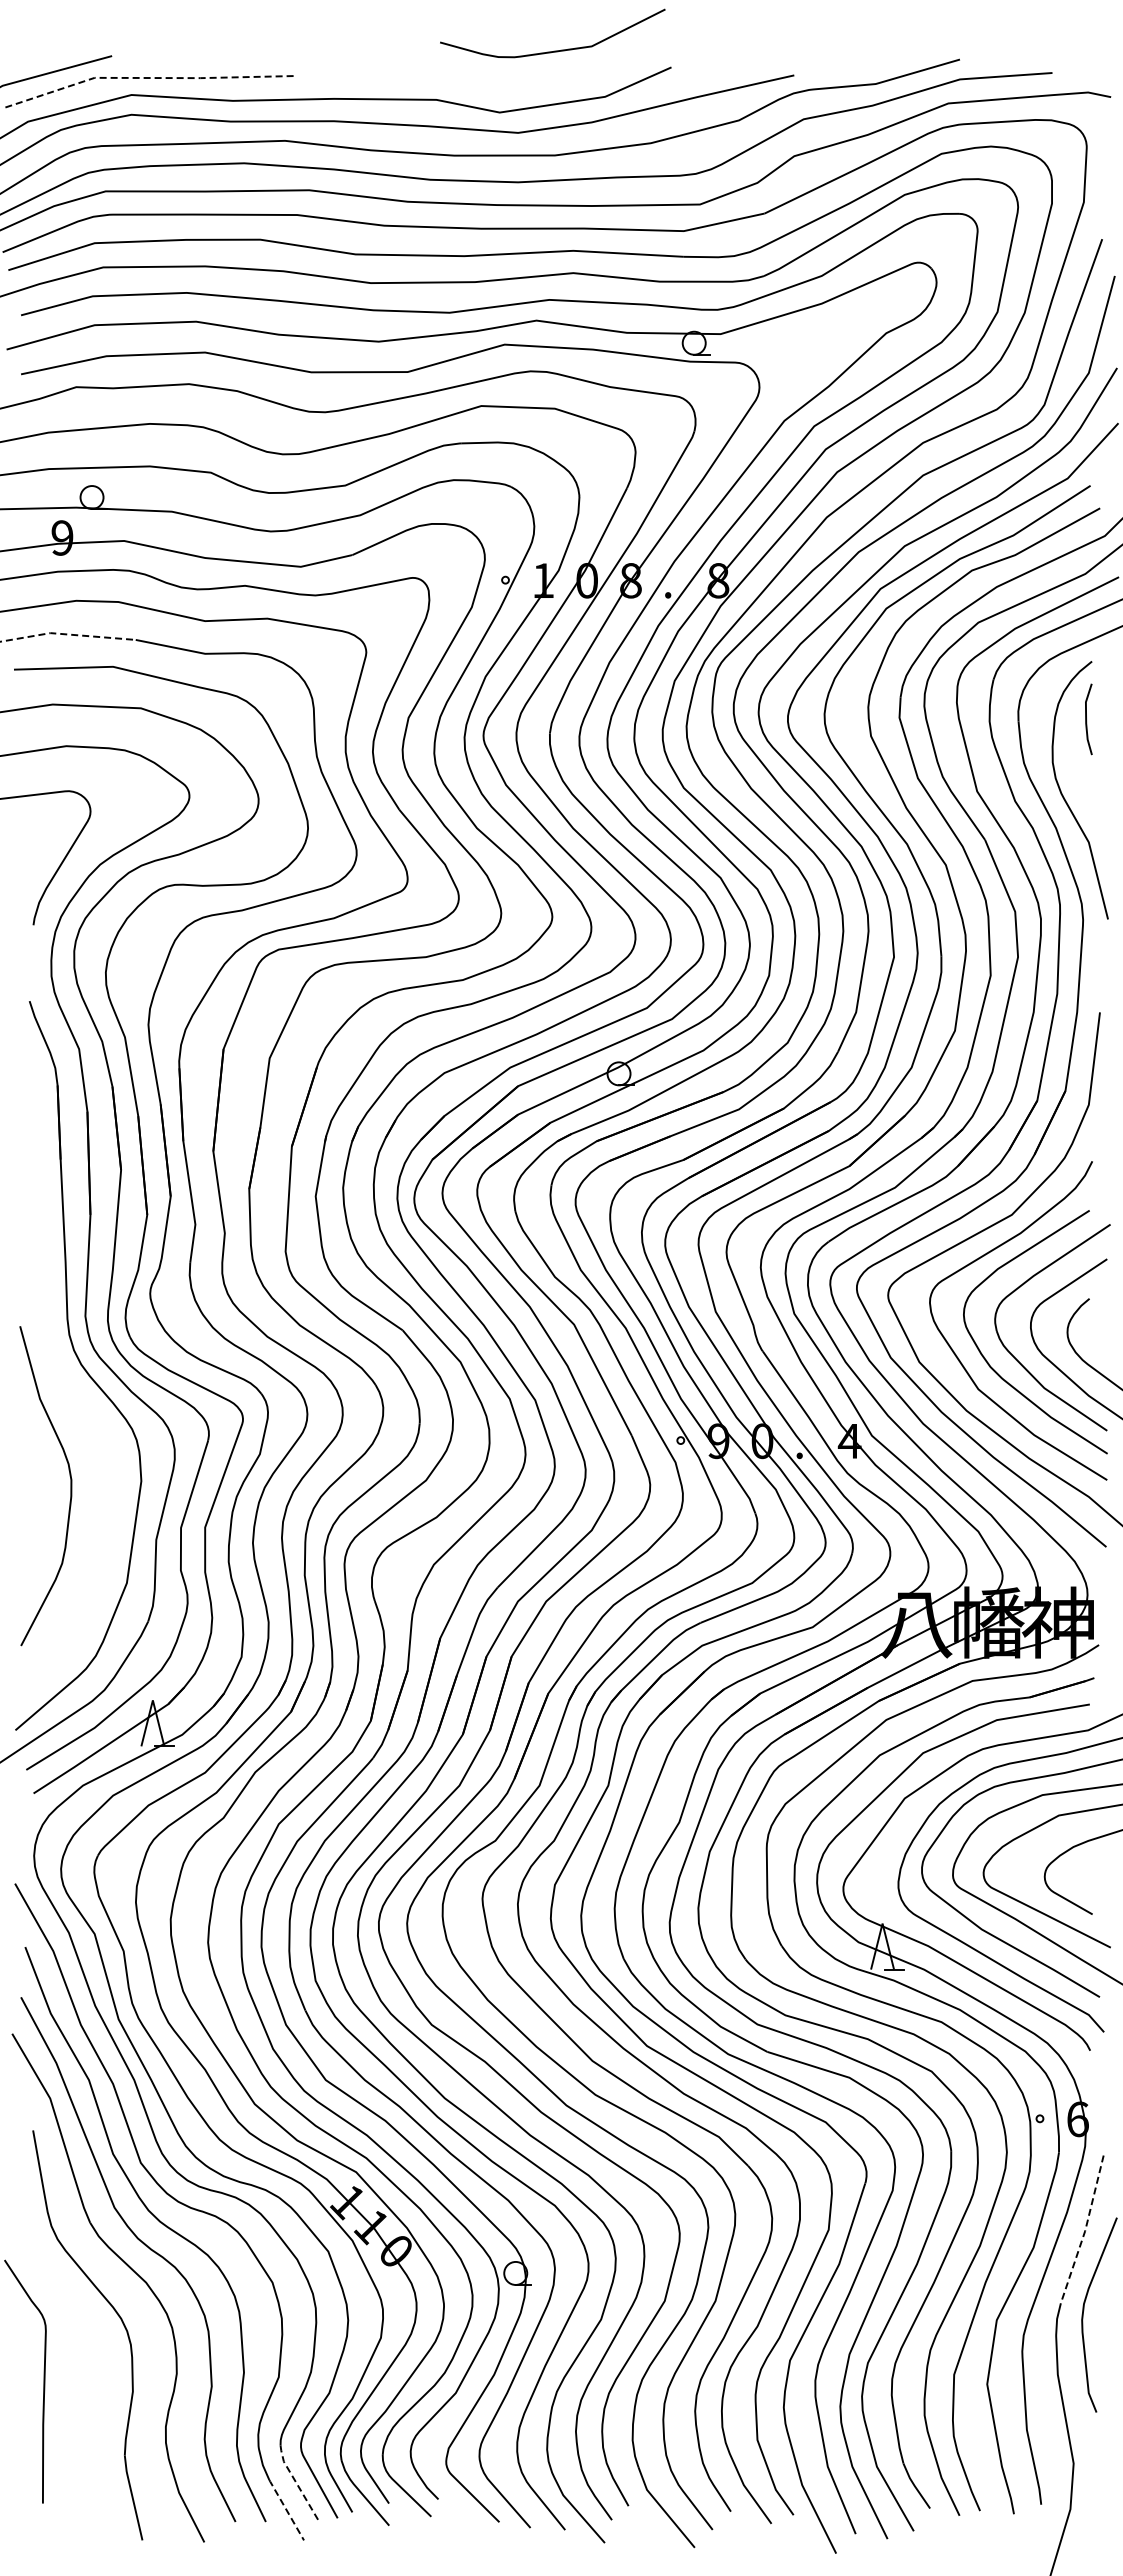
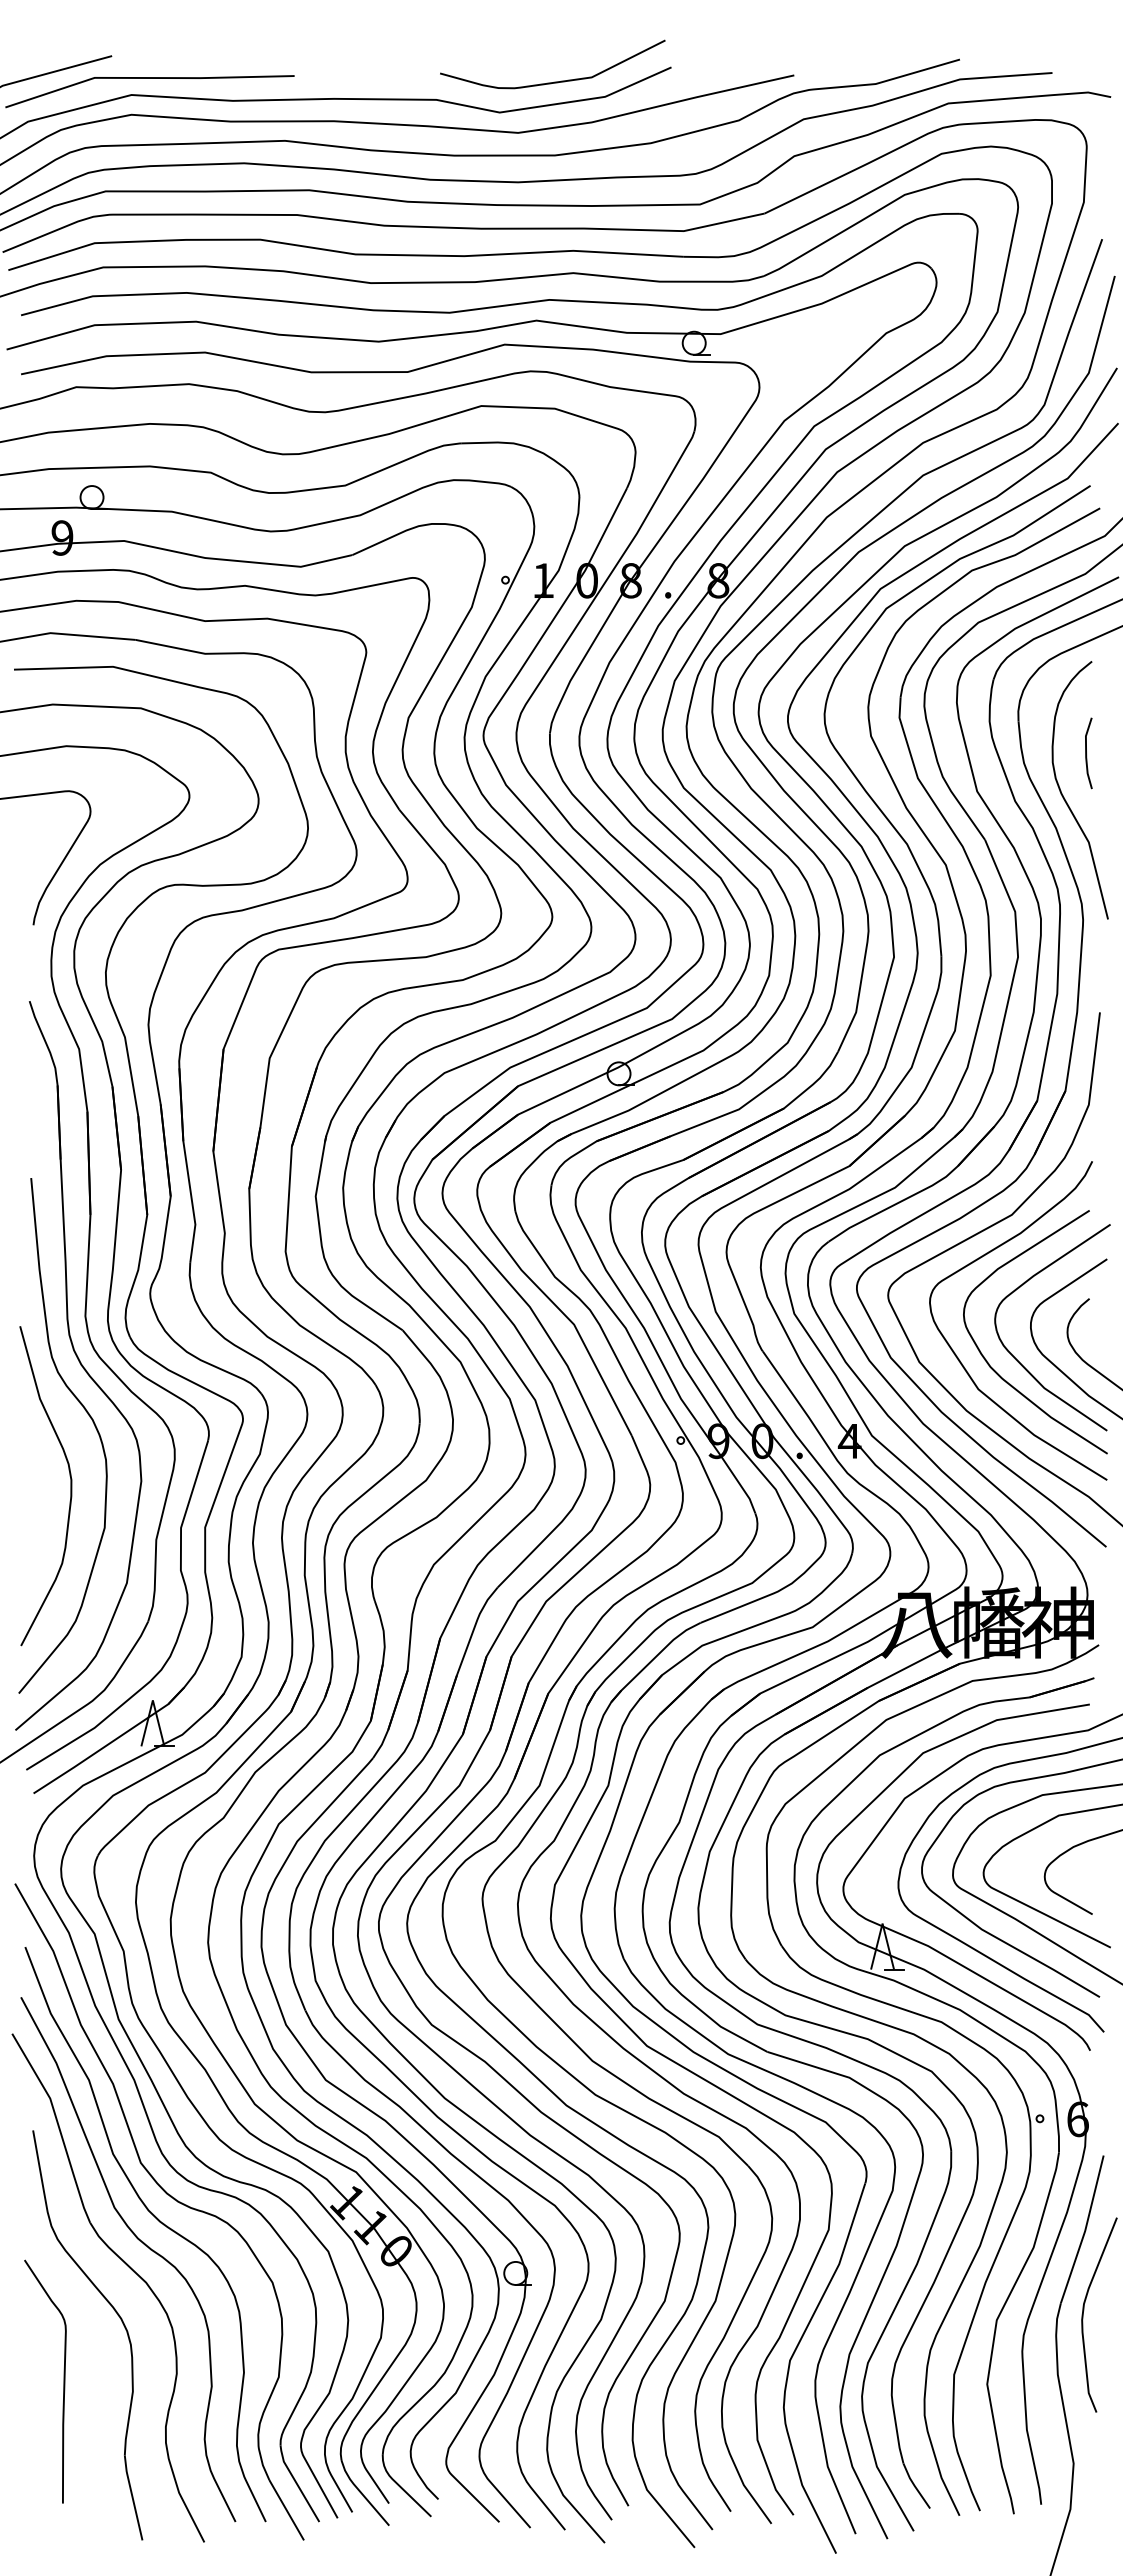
curve position: (554, 50) -> (554, 81) (554, 81)
line: dashed -> solid (147, 78)
line: dashed -> solid (67, 634)
line position: (1086, 719) -> (1086, 753) (1086, 753)
curve: none -> present (89, 1417)
line: dashed -> solid (1085, 2231)
curve position: (43, 2381) -> (63, 2381) (63, 2381)
line: dashed -> solid (296, 2483)
line: dashed -> solid (286, 2510)
